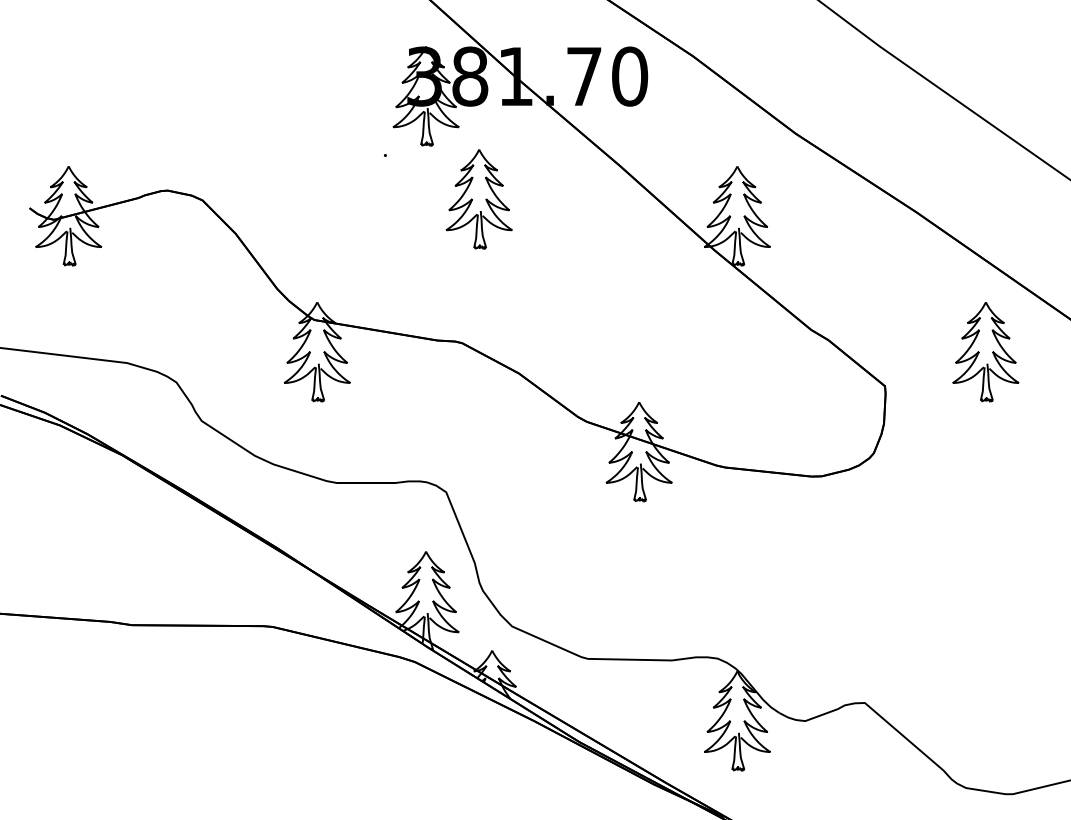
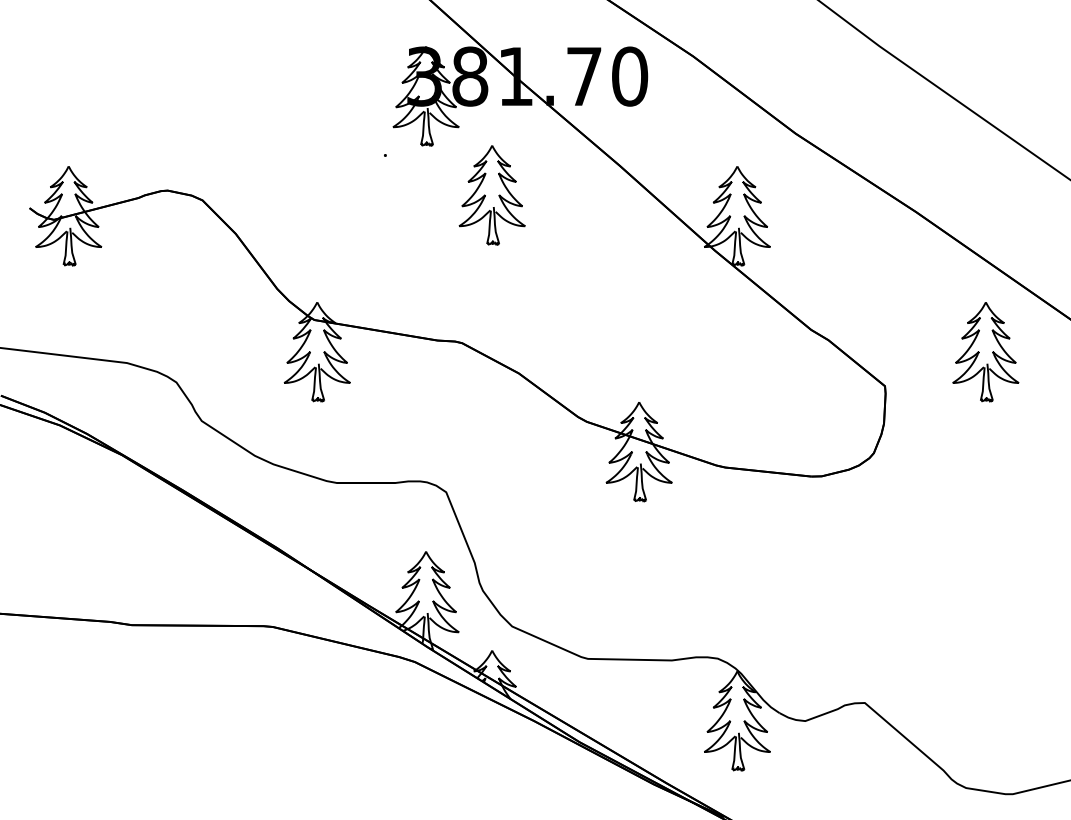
part position: (478, 199) -> (491, 195) (491, 195)
